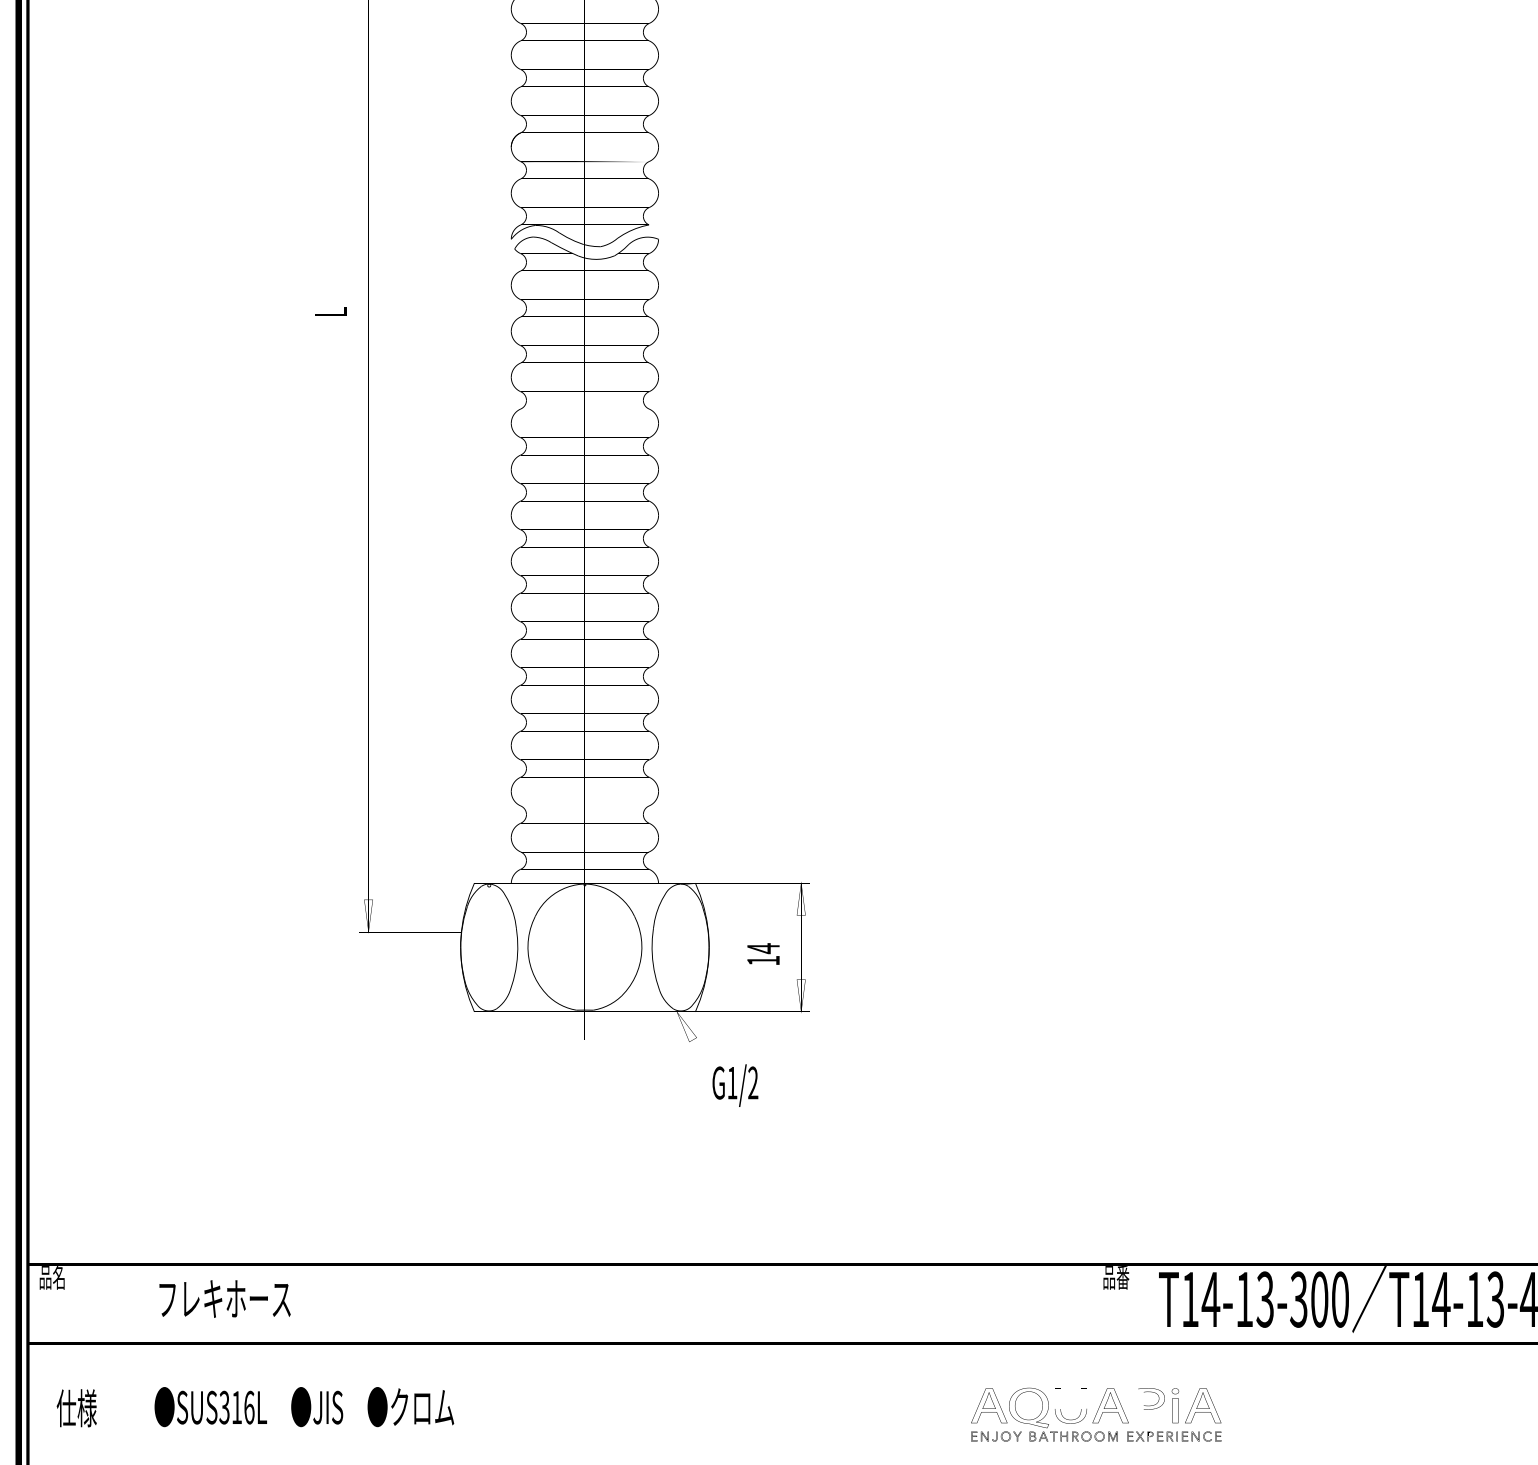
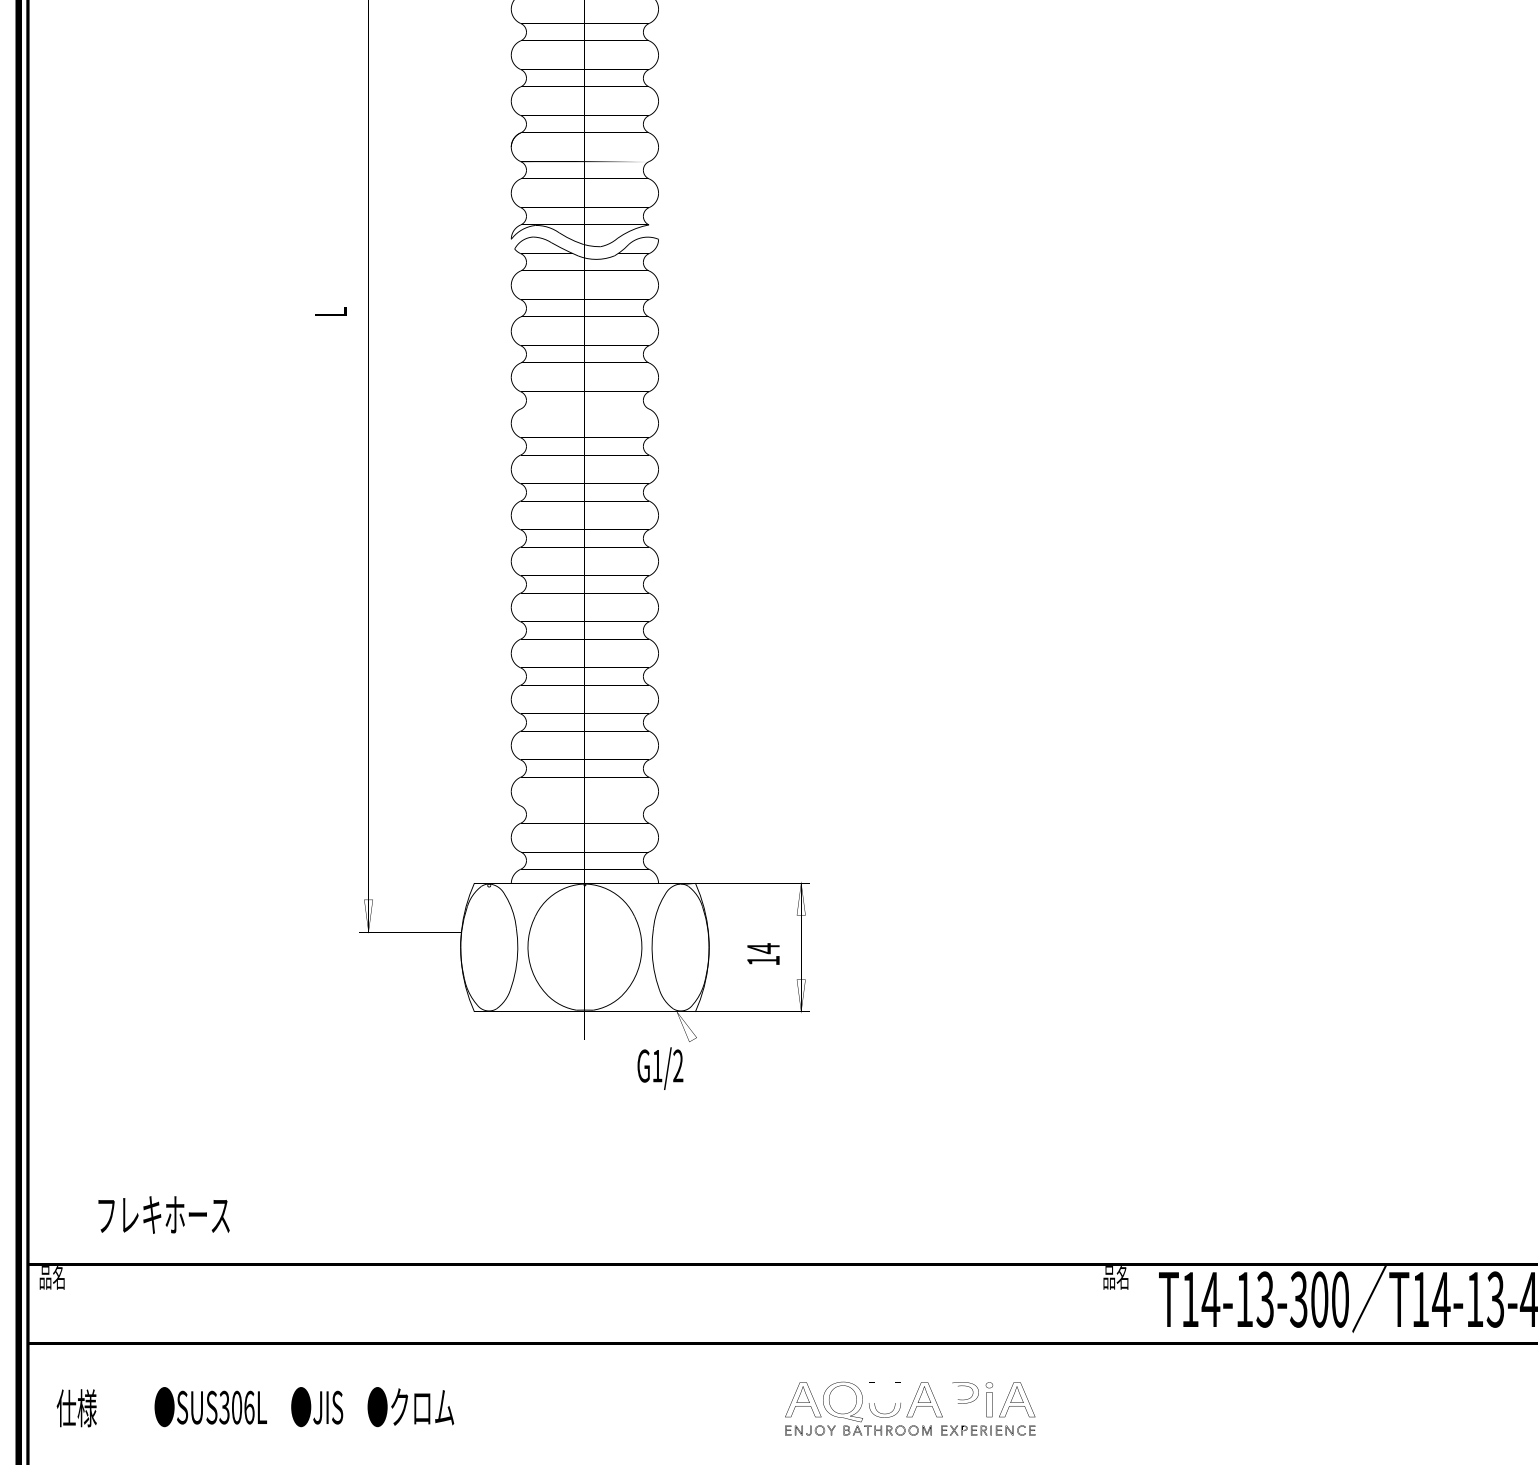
text position: (735, 1085) -> (660, 1068) (660, 1068)
text: 品番 -> 品名 (1122, 1277)
text position: (224, 1298) -> (163, 1214) (163, 1214)
text: SUS316L -> SUS306L (237, 1407)
part position: (1096, 1414) -> (910, 1408) (910, 1408)
